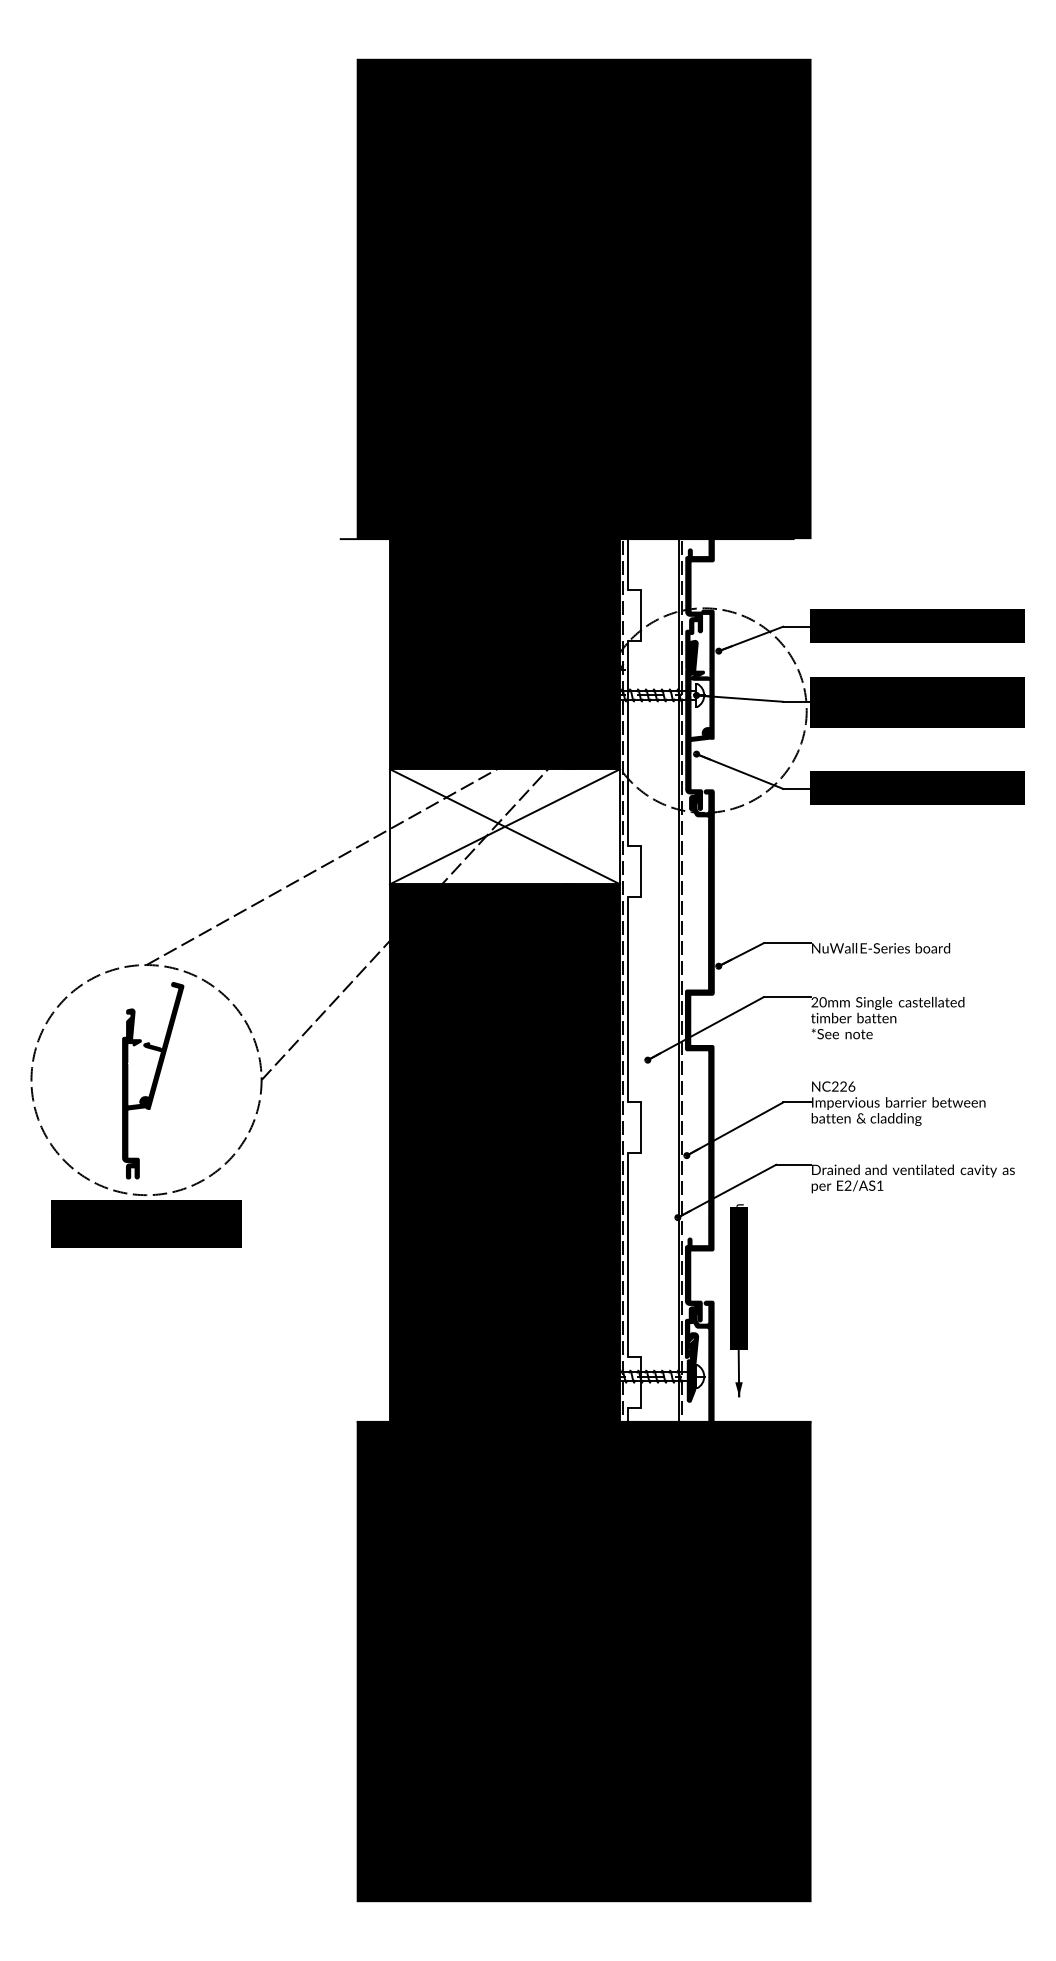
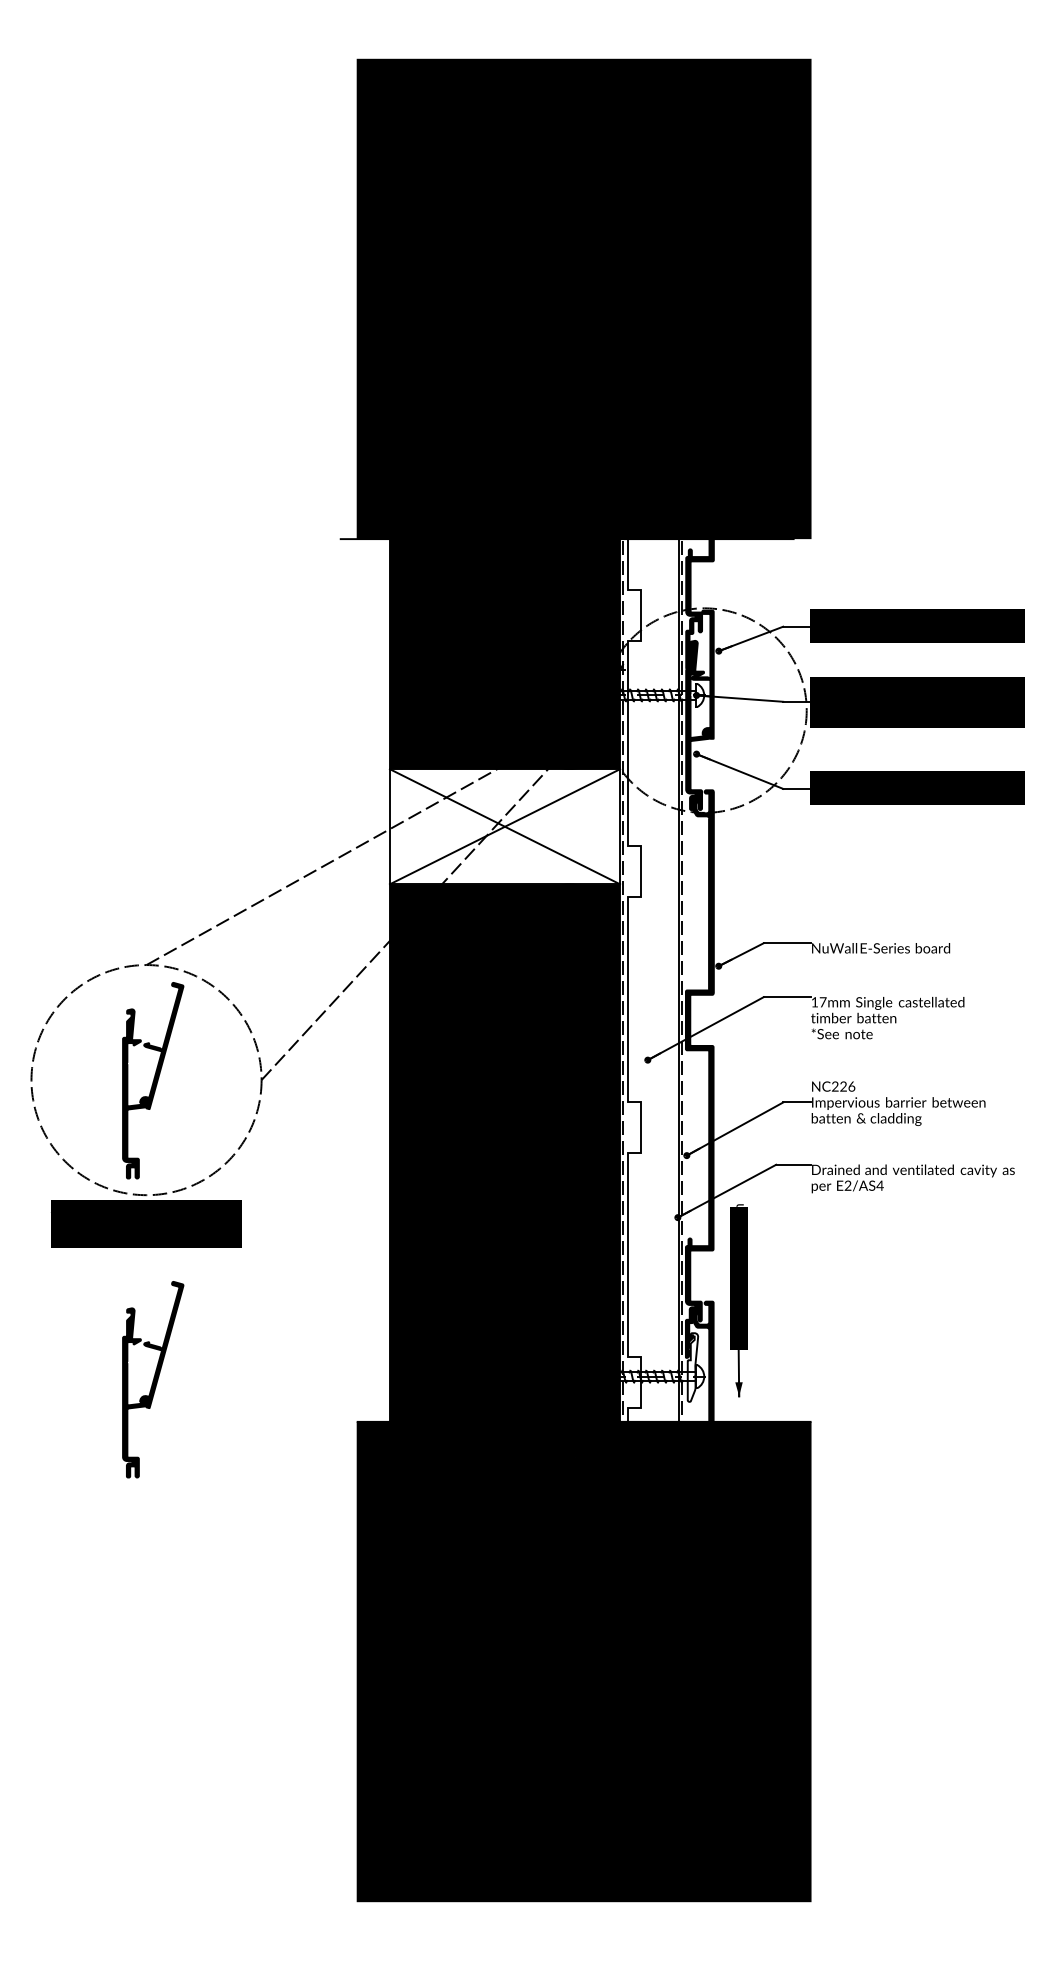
text: 20mm -> 17mm (818, 1002)
text: E2/AS1 -> E2/AS4 (879, 1185)
fill: present -> none (692, 1367)
part: none -> present (153, 1379)
